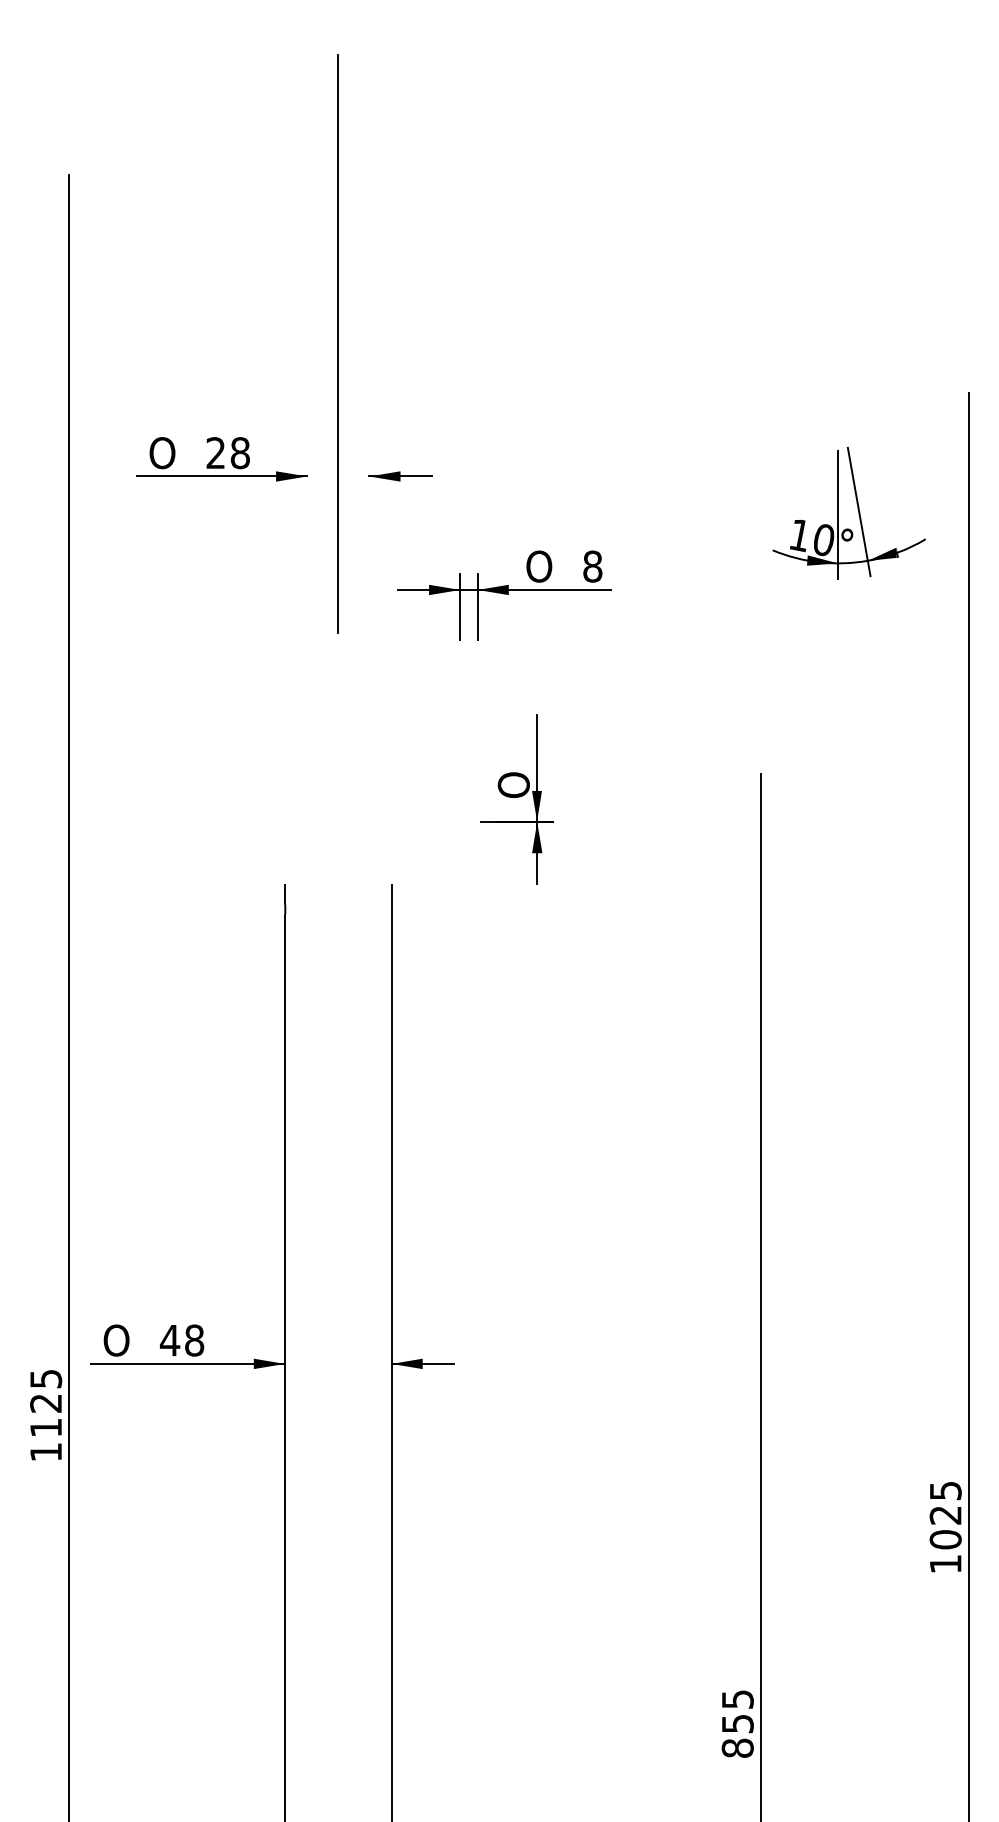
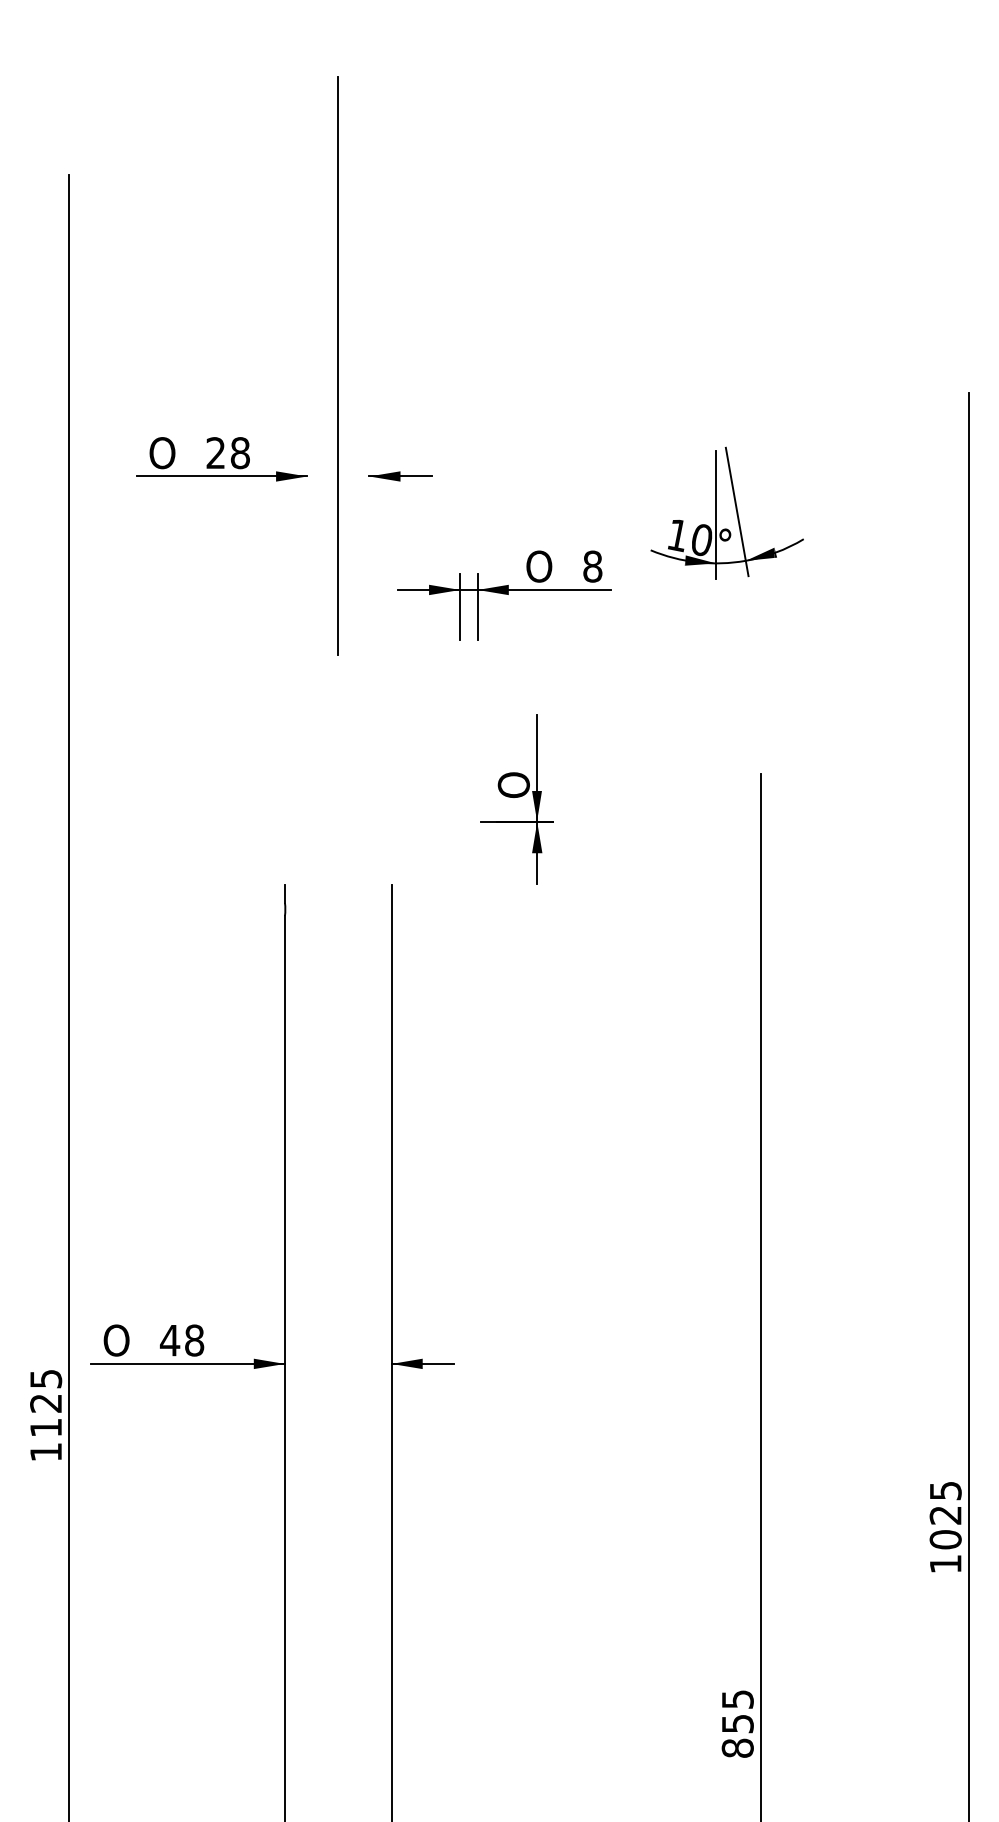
line position: (337, 343) -> (337, 365) (337, 365)
part position: (857, 509) -> (735, 509) (735, 509)
